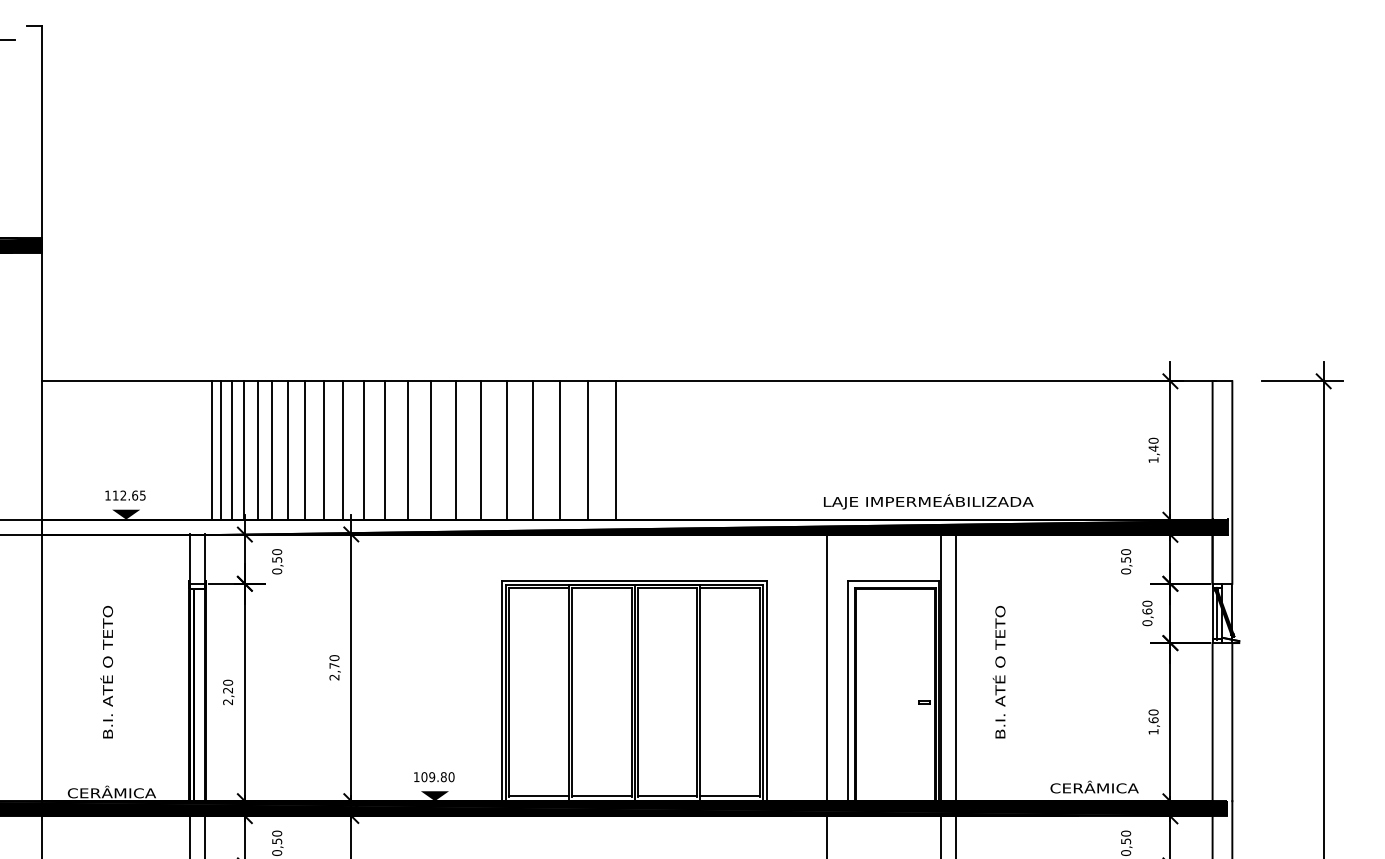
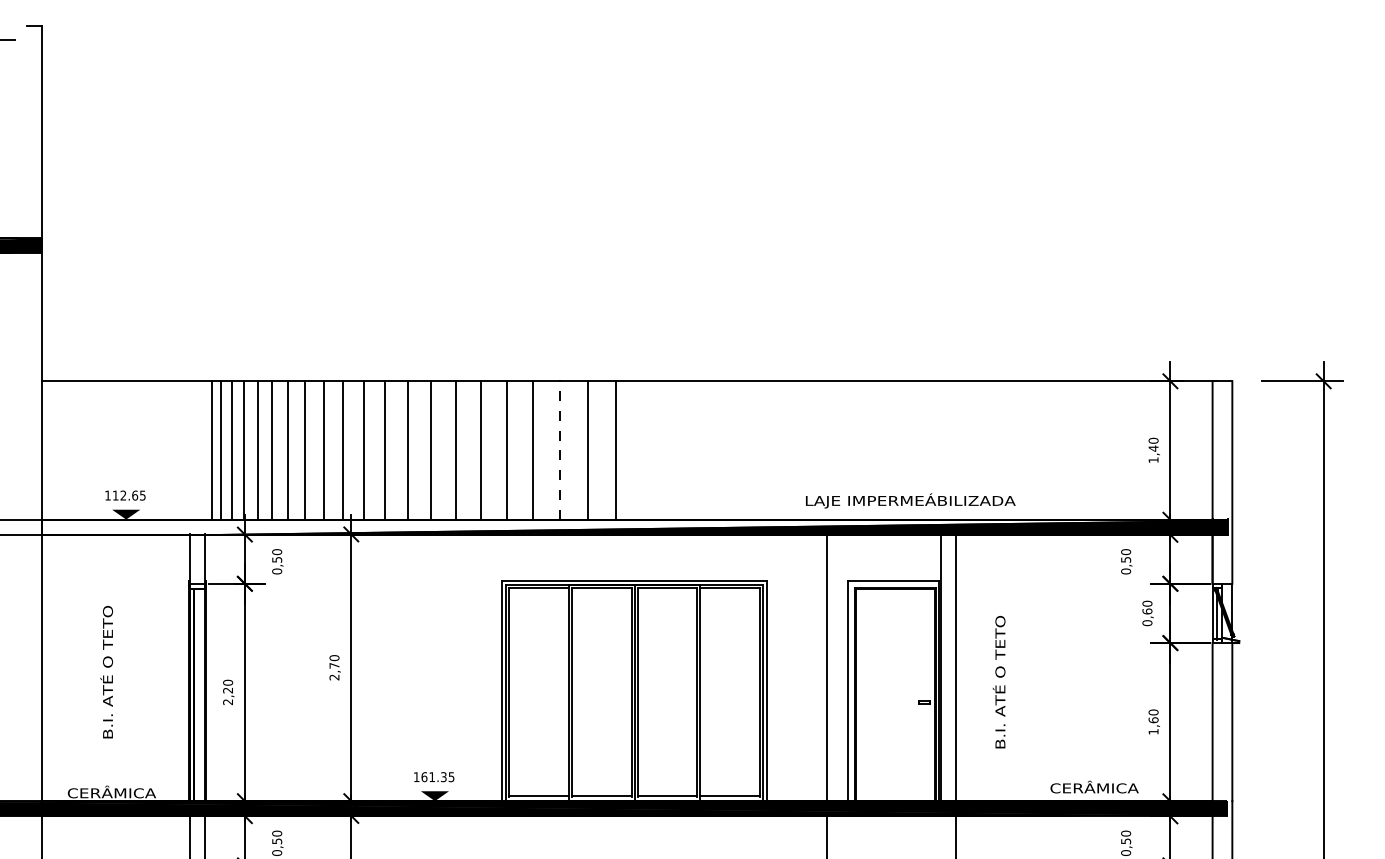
line: solid -> dashed (560, 450)
text position: (928, 501) -> (910, 500) (910, 500)
text position: (998, 672) -> (998, 682) (998, 682)
text: 109.80 -> 161.35 (437, 777)
line: present -> none (940, 835)
